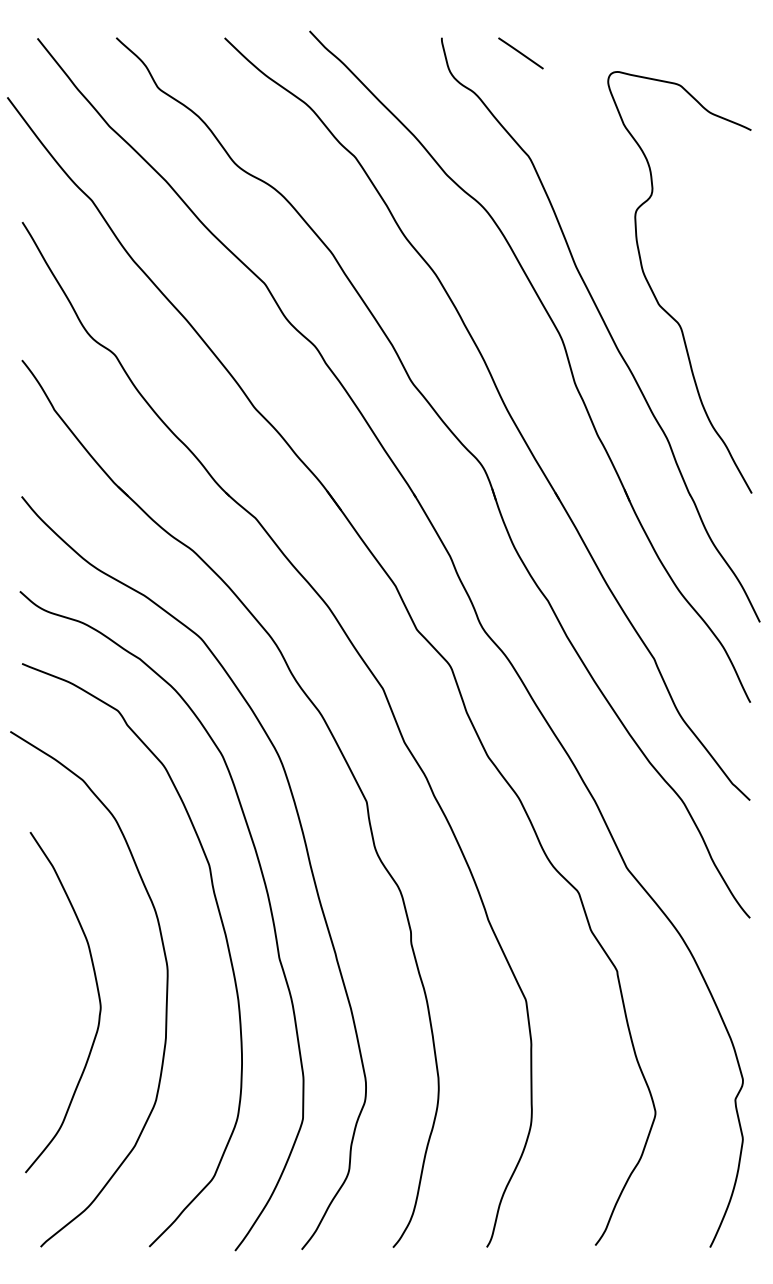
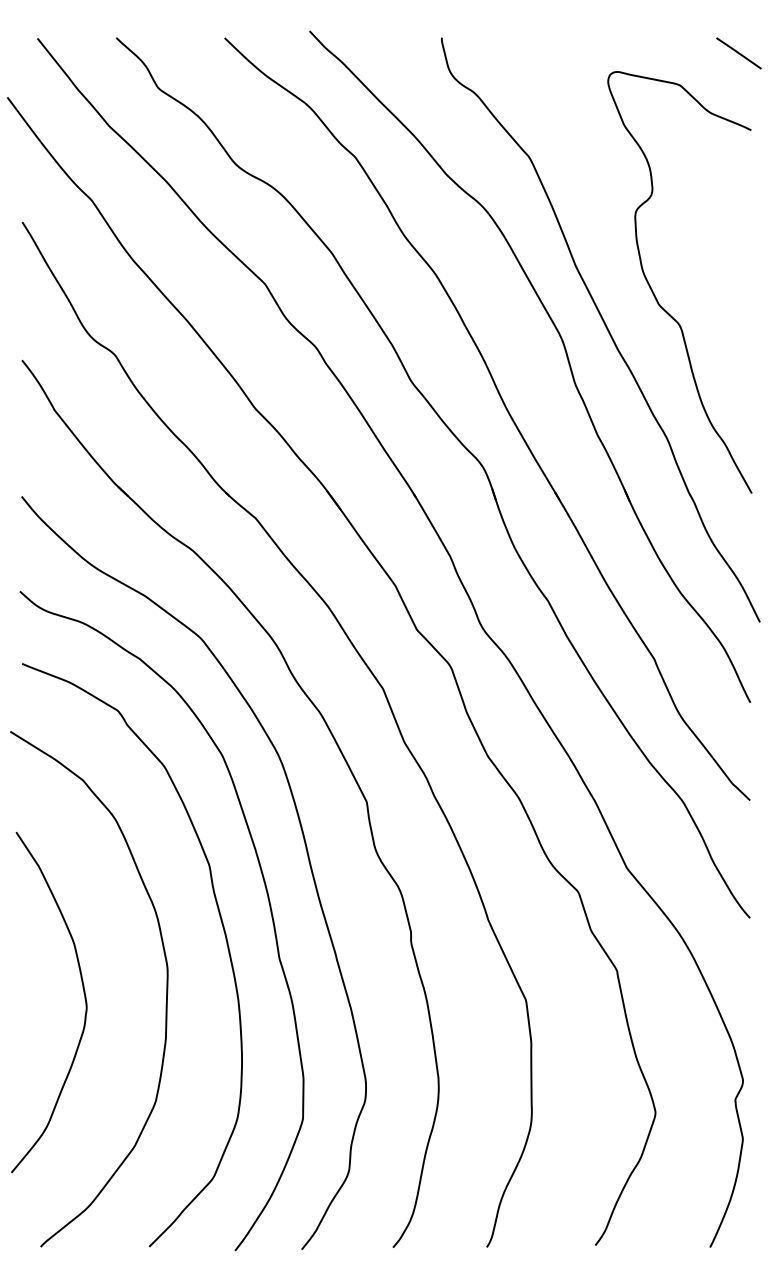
line position: (520, 53) -> (738, 53) (738, 53)
curve position: (98, 999) -> (84, 999) (84, 999)
